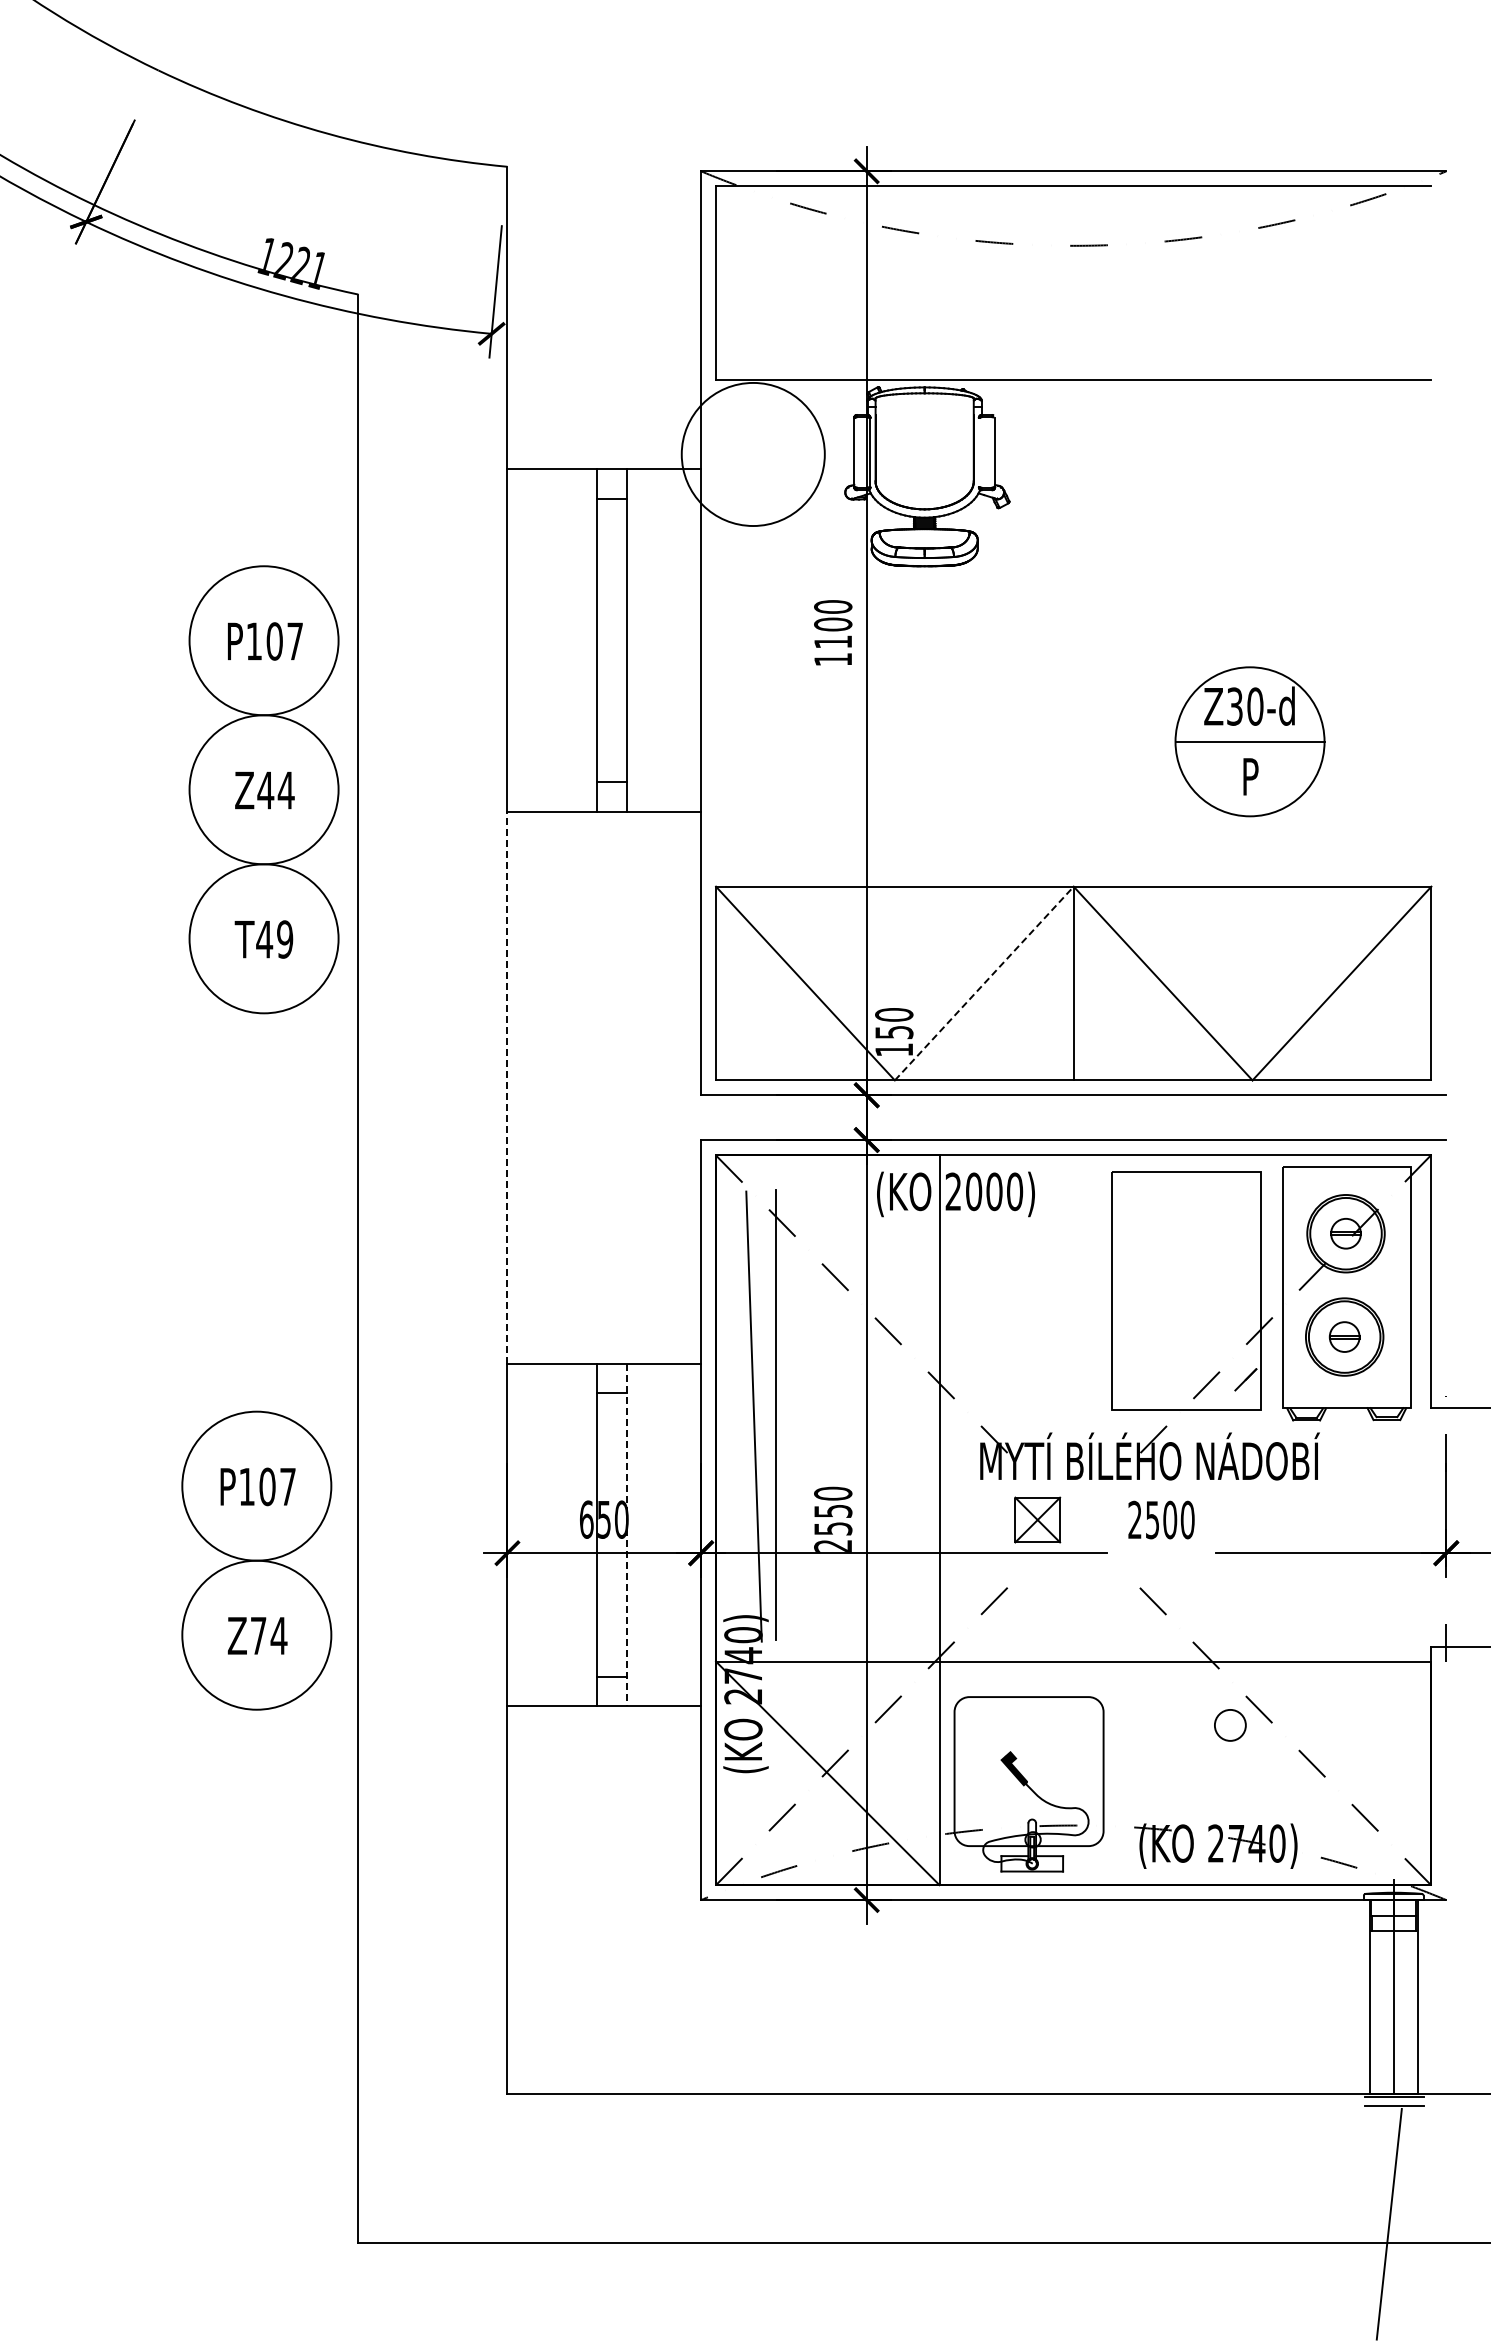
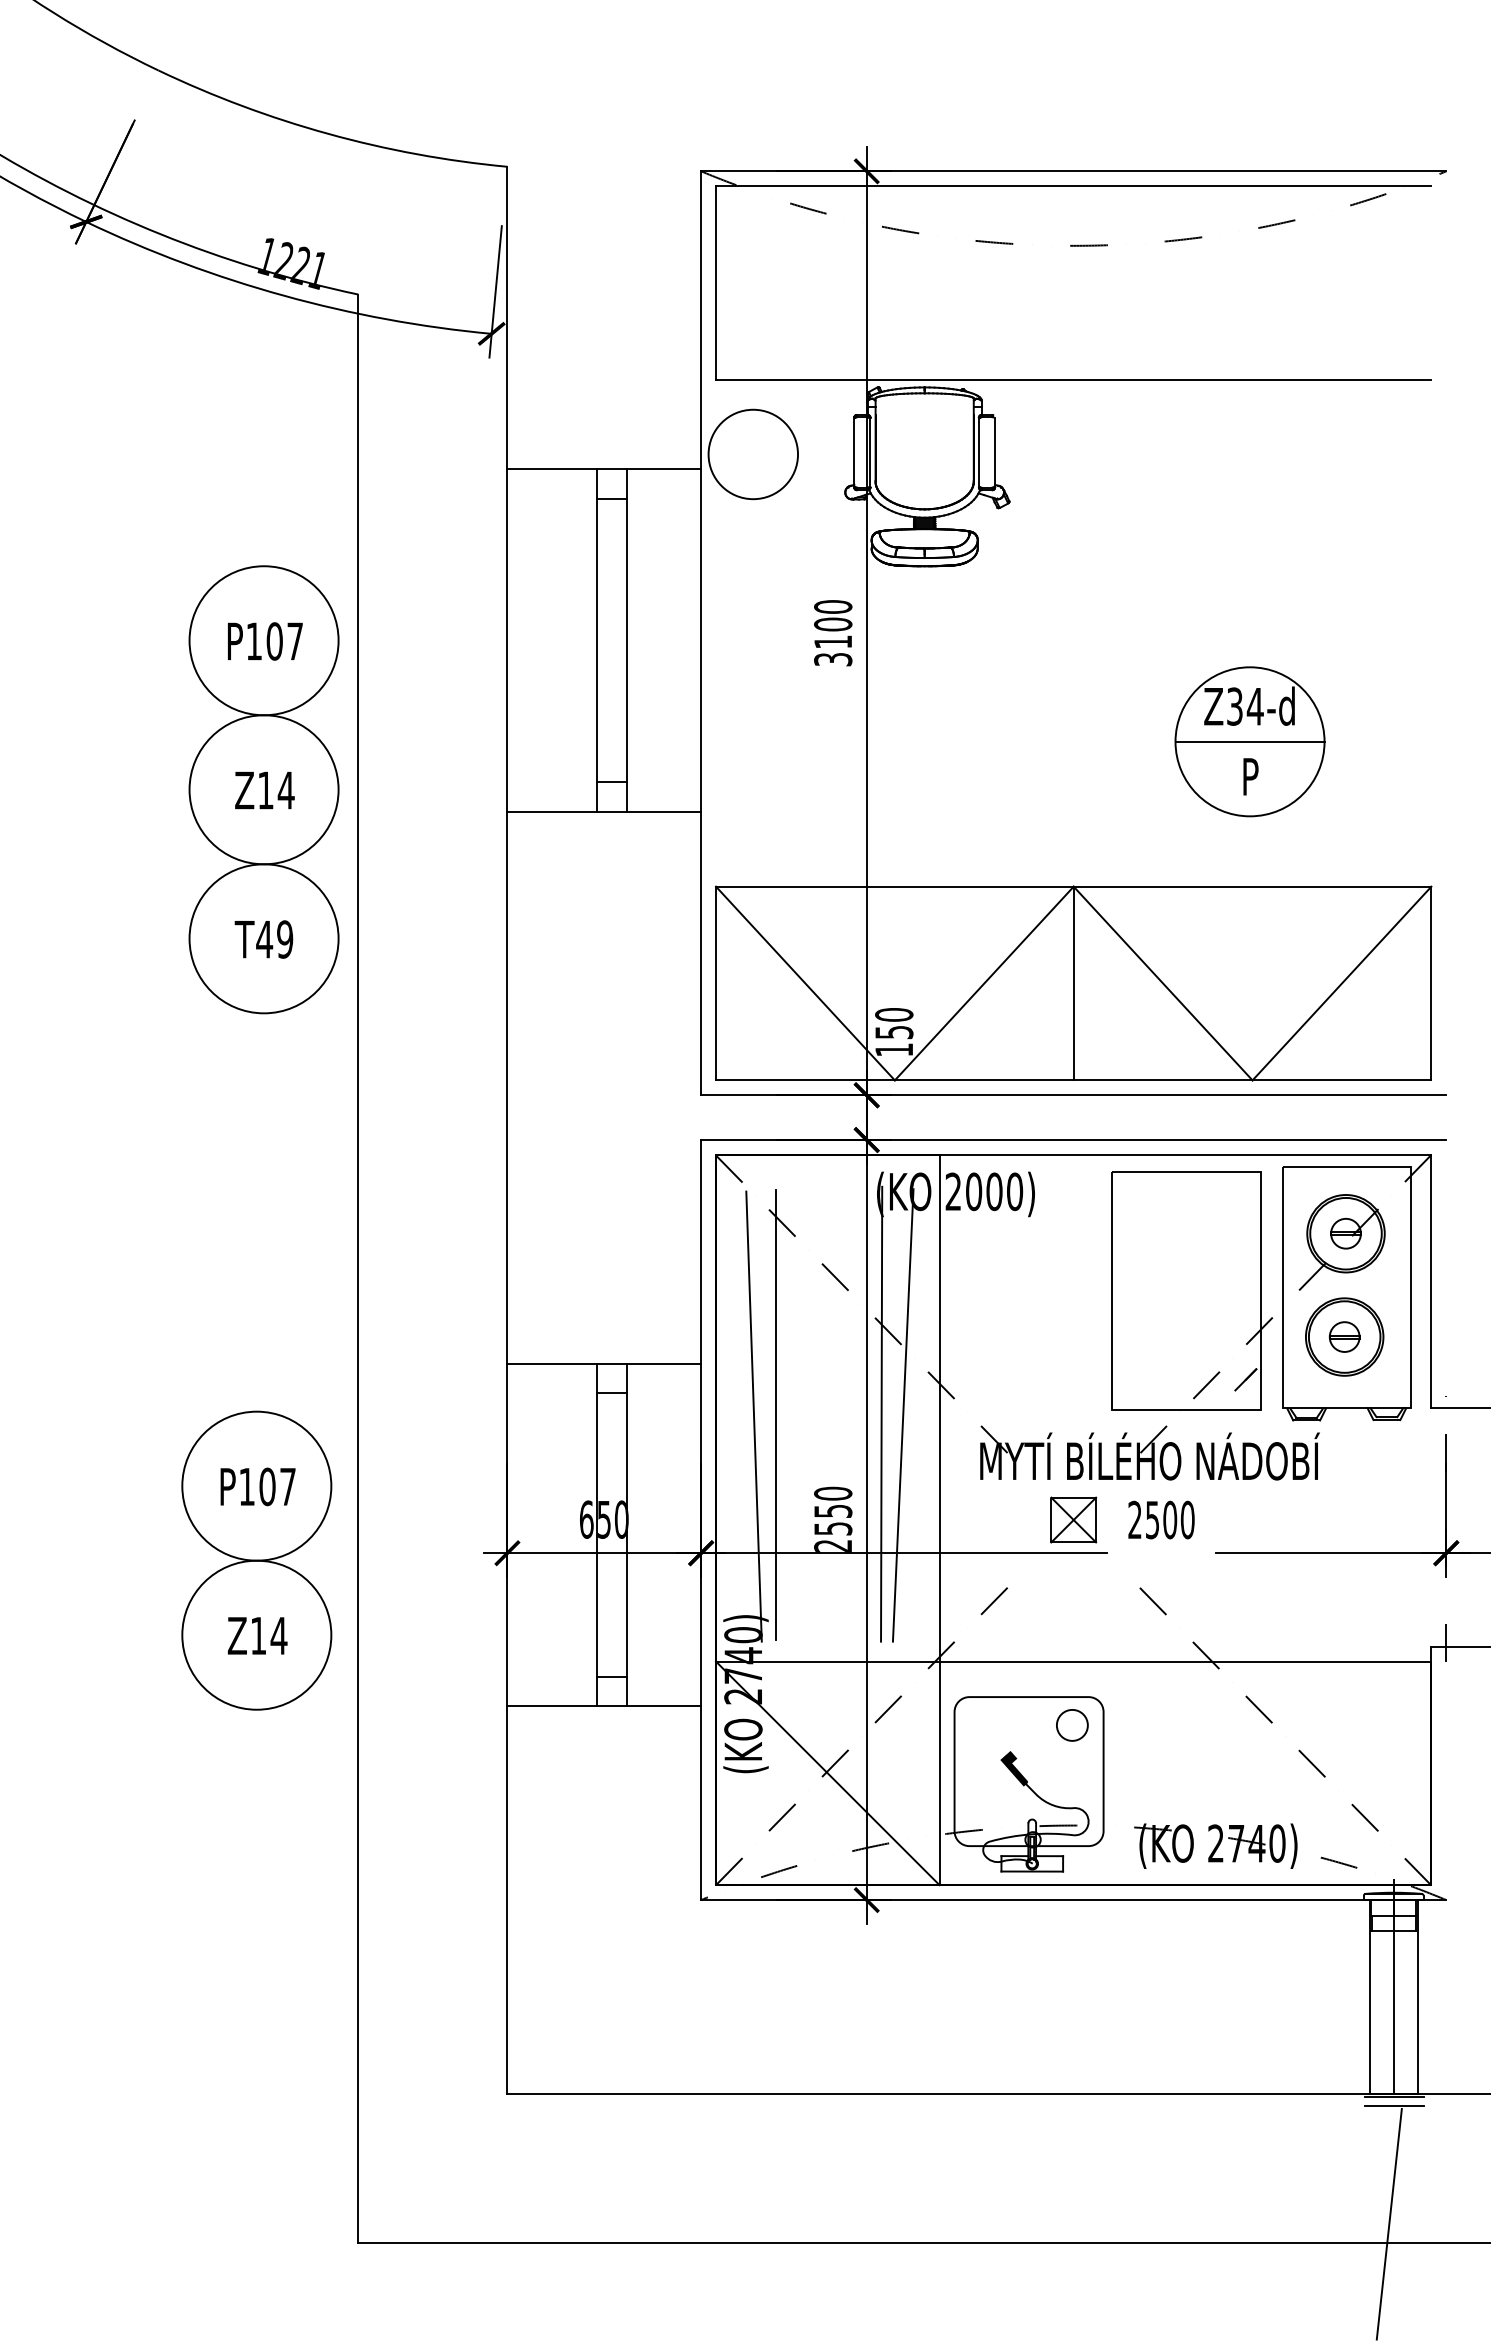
line: none -> present (979, 452)
circle diameter: 143 px -> 89 px (753, 454)
text: 1100 -> 3100 (833, 659)
text: Z30-d -> Z34-d (1254, 706)
text: Z44 -> Z14 (265, 790)
line: dashed -> solid (984, 983)
line: dashed -> solid (507, 1087)
line: none -> present (881, 1413)
line: none -> present (902, 1415)
part position: (1037, 1519) -> (1073, 1519) (1073, 1519)
line: dashed -> solid (626, 1535)
text: Z74 -> Z14 (258, 1635)
circle position: (1230, 1725) -> (1072, 1725) (1072, 1725)
